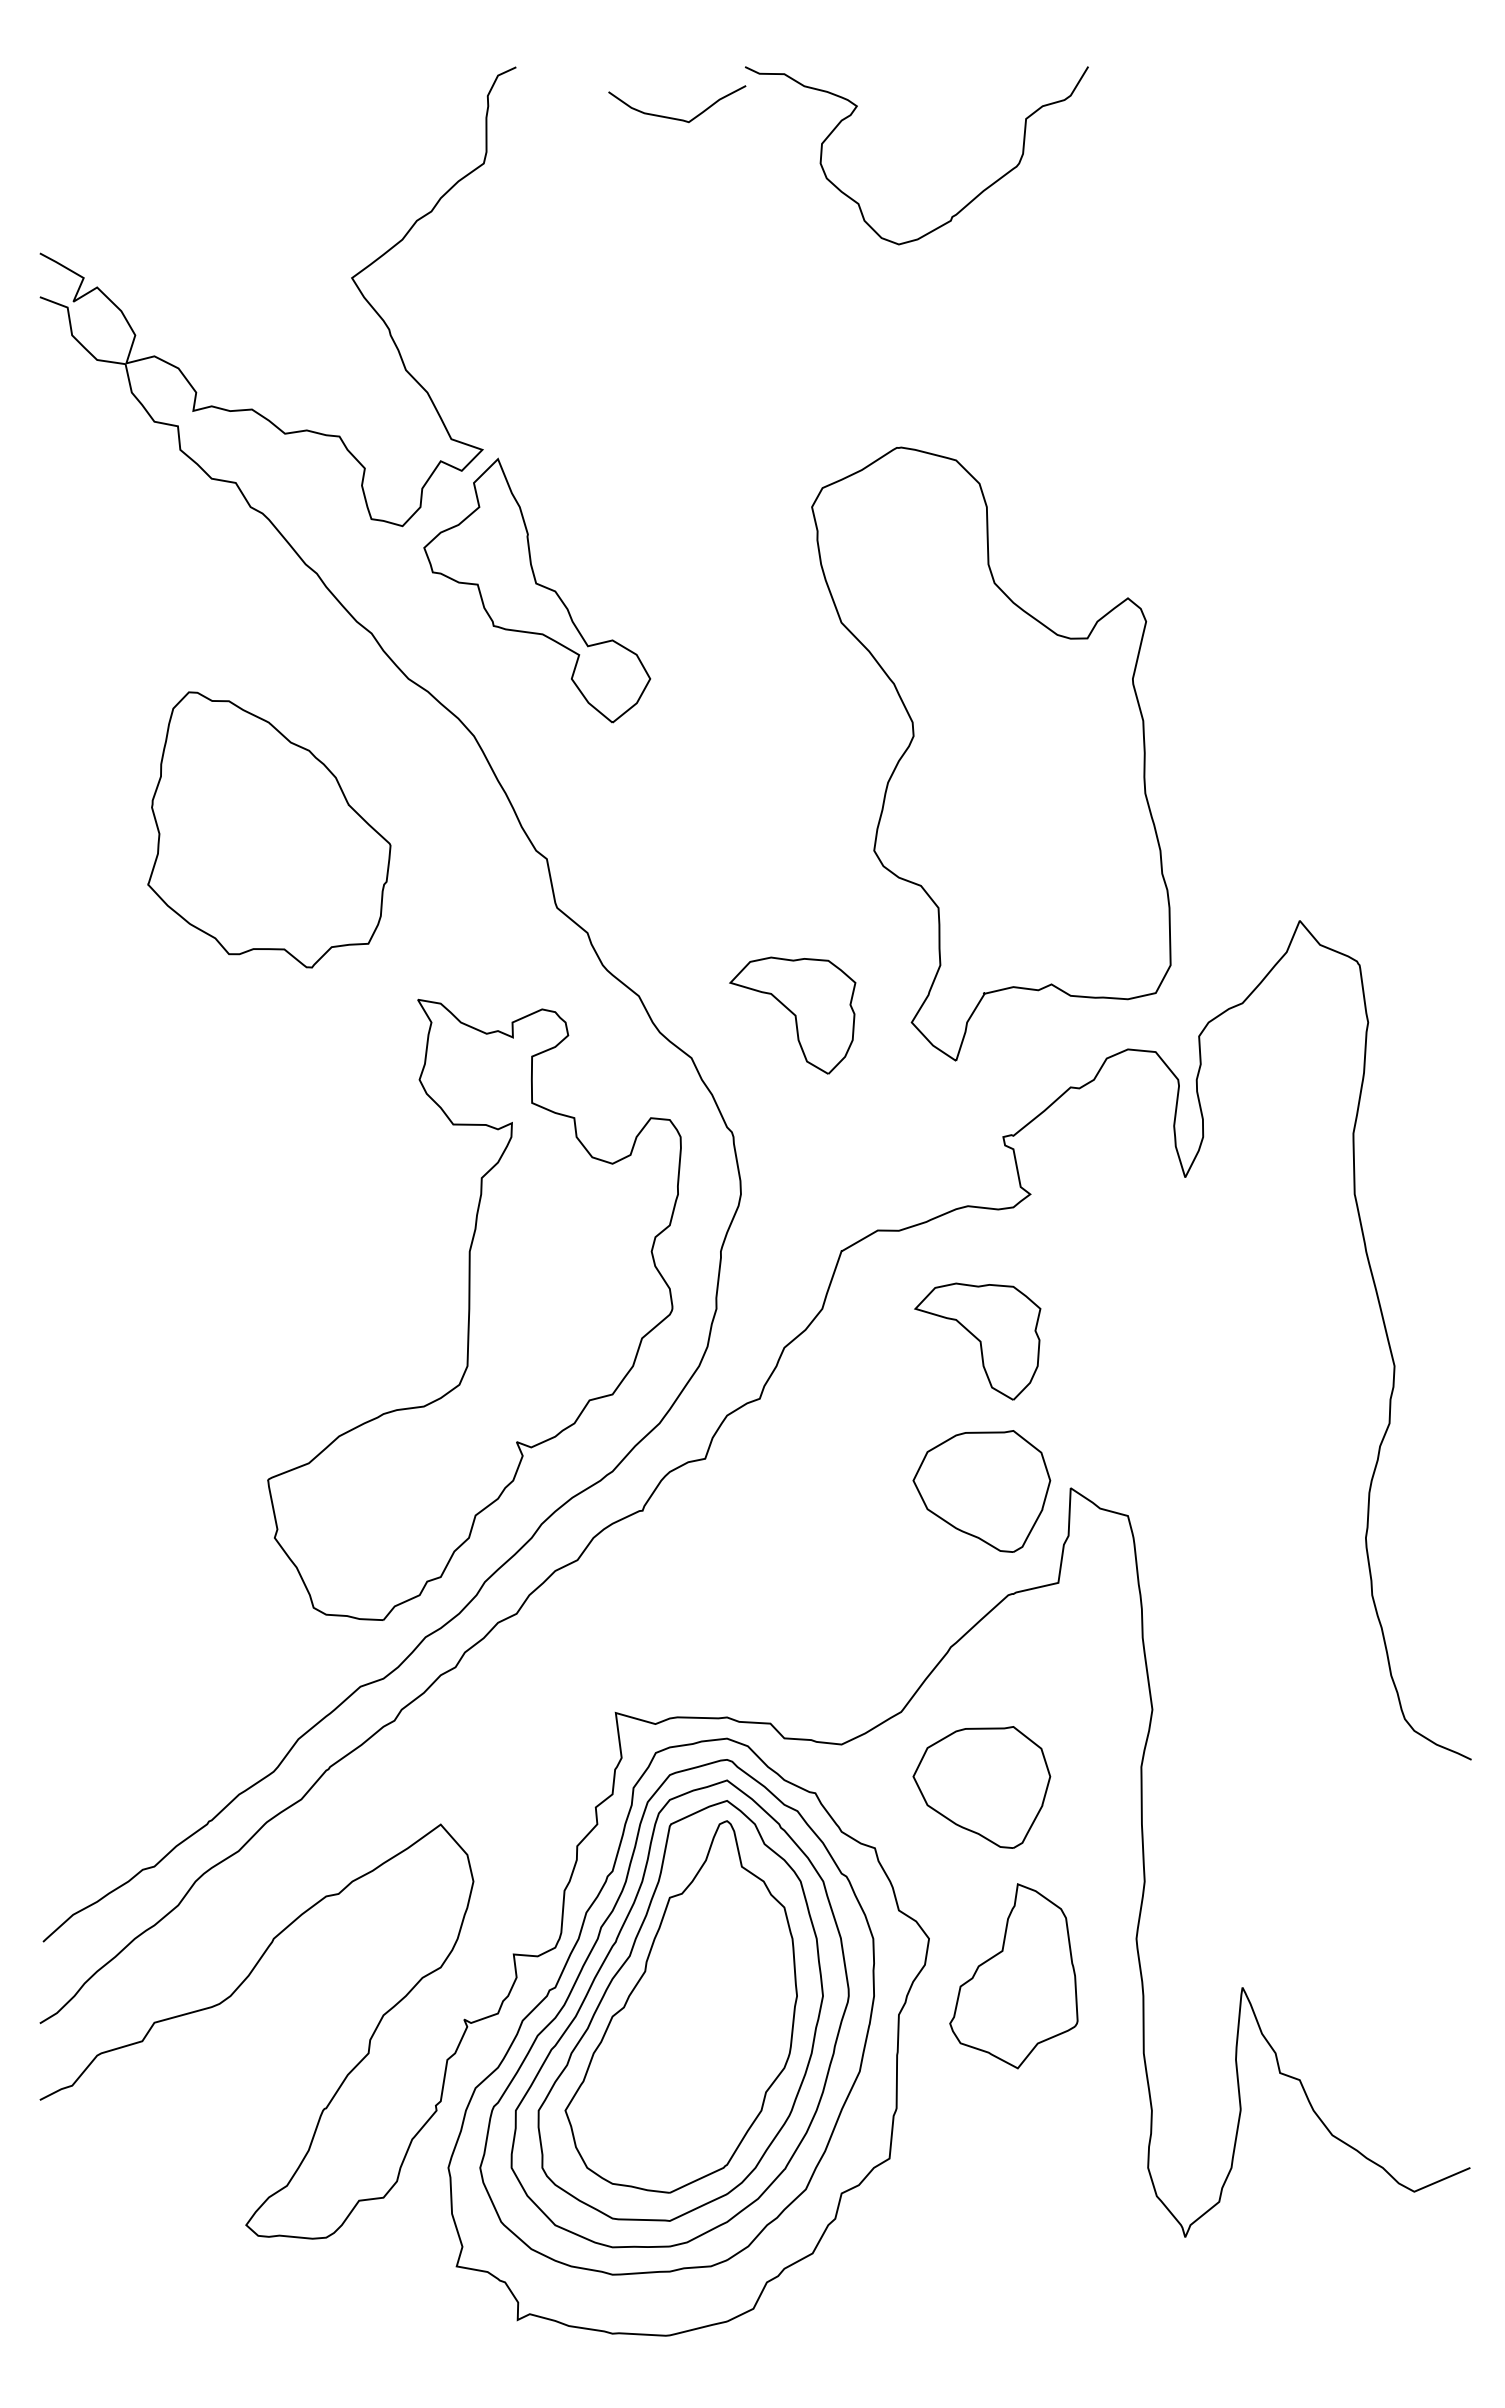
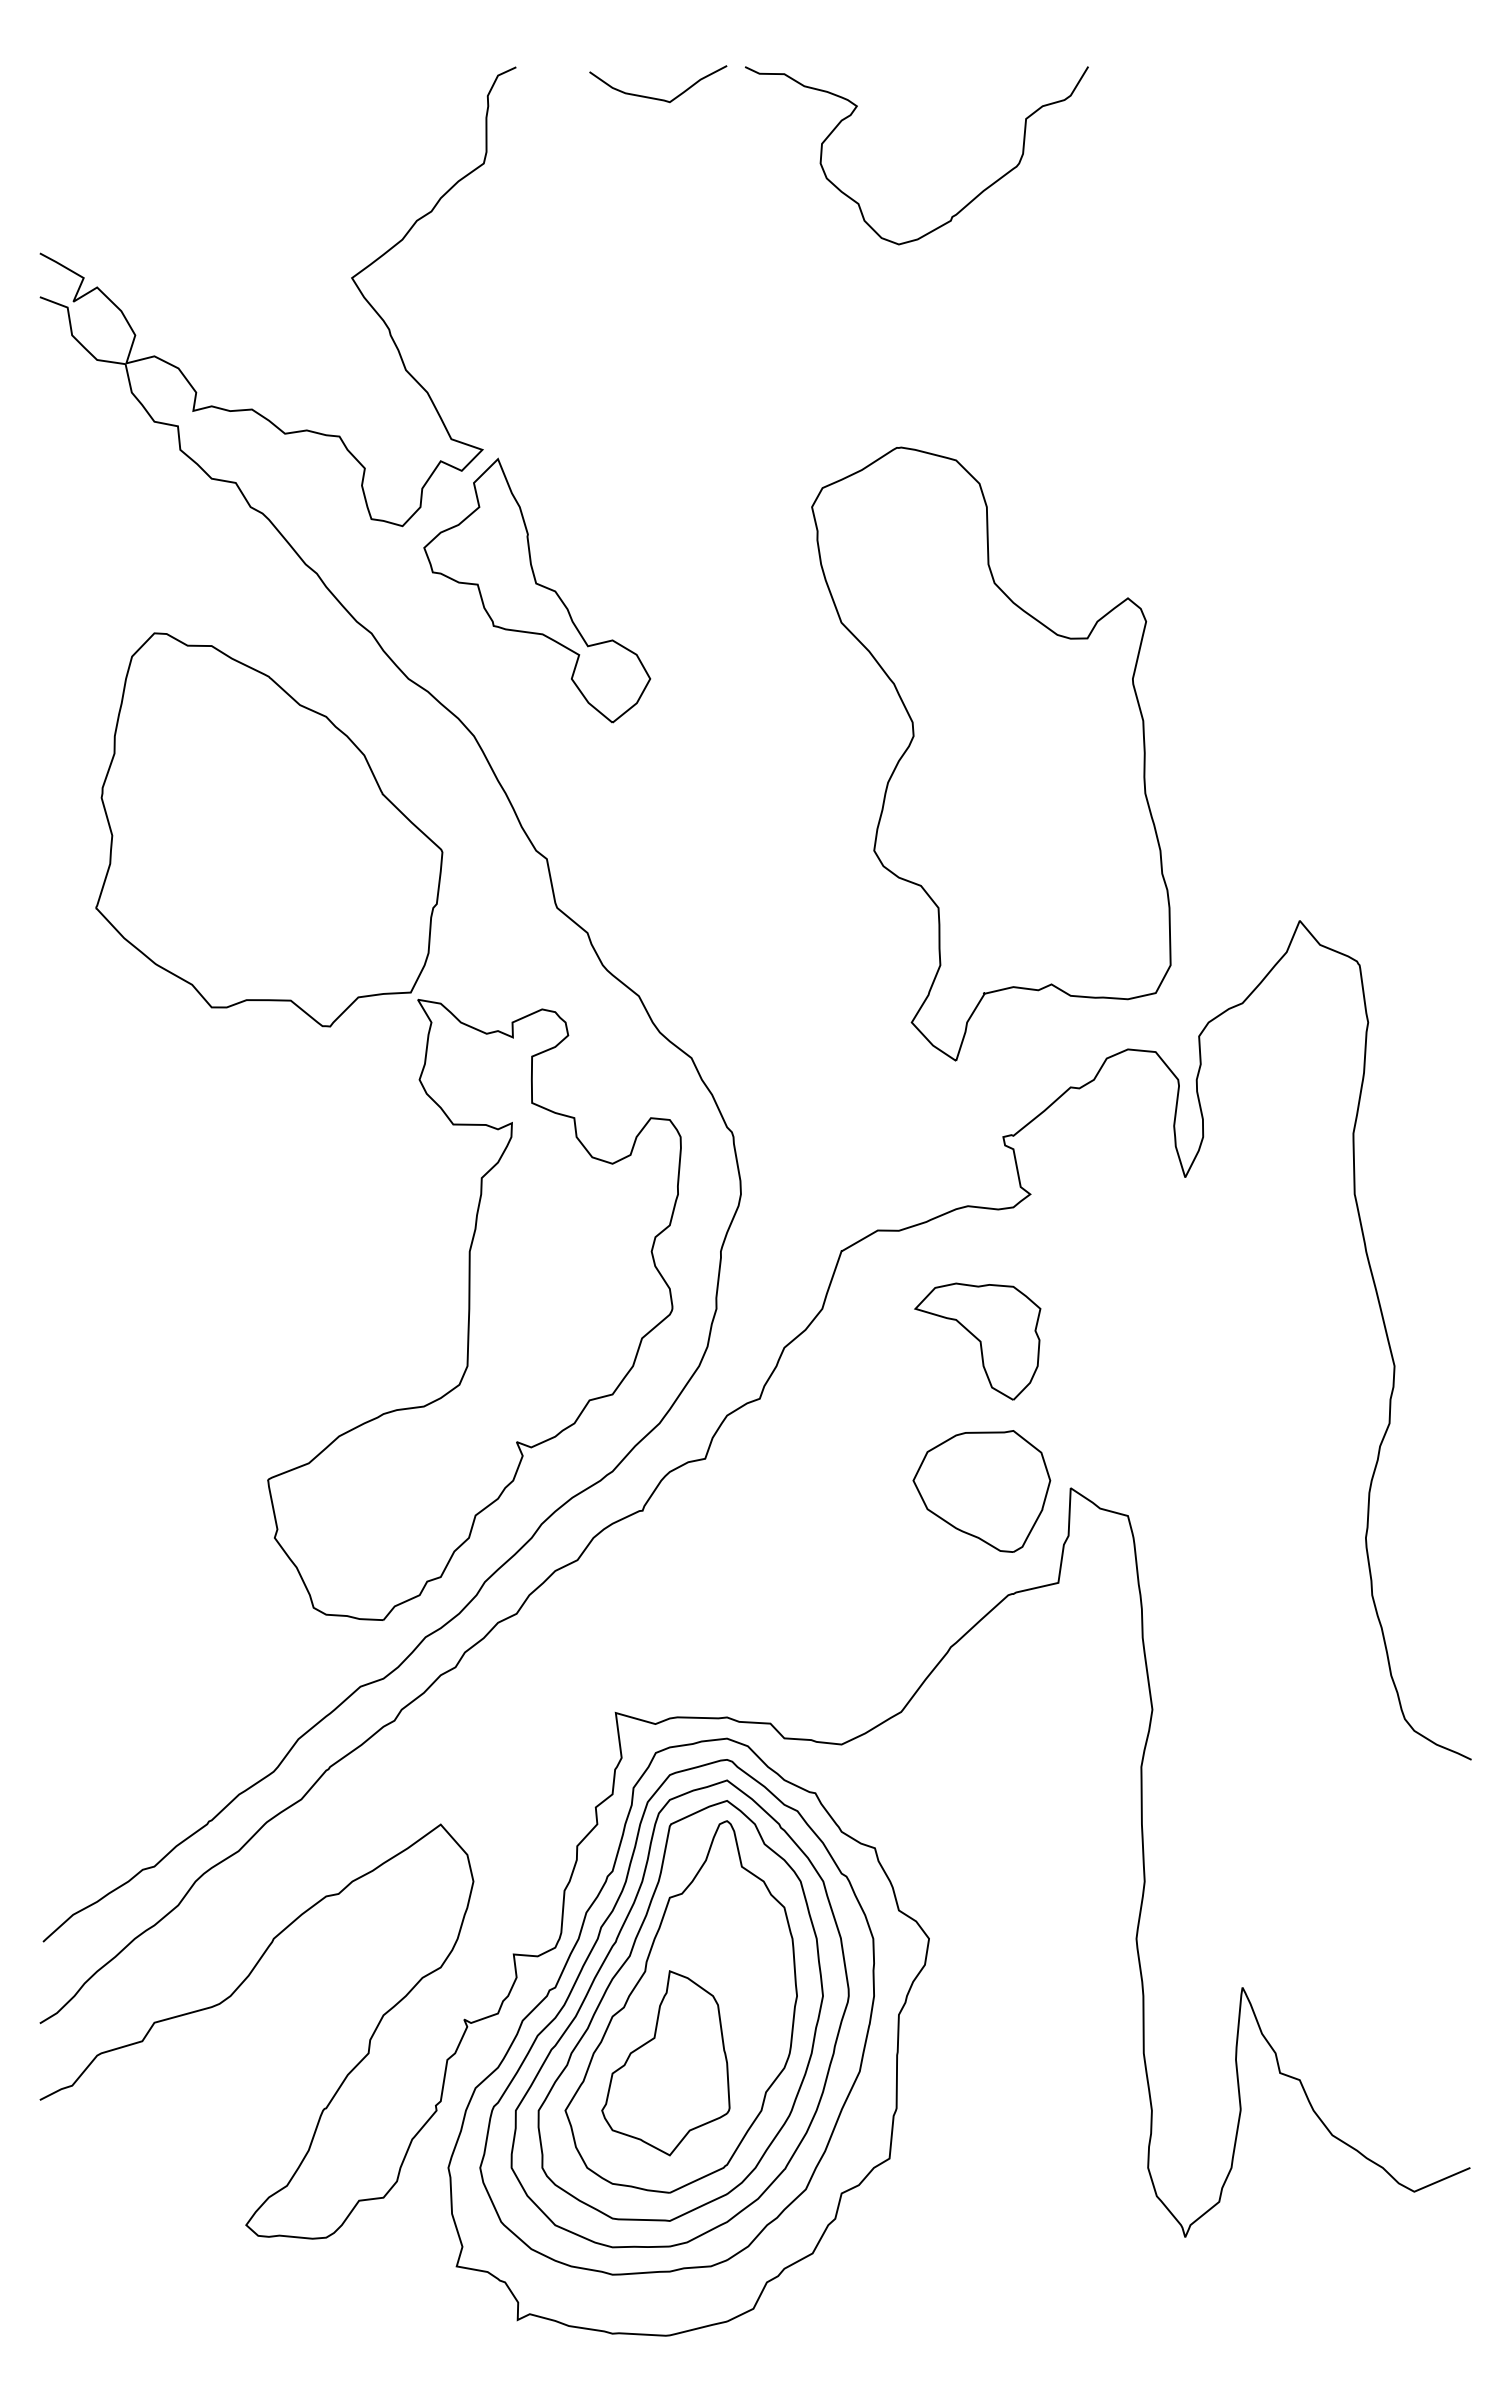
curve position: (673, 117) -> (654, 97) (654, 97)
part size: 245x278 px -> 349x396 px (269, 829)
part: present -> none (792, 1015)
part: present -> none (981, 1787)
part position: (1013, 1976) -> (665, 2063) (665, 2063)
